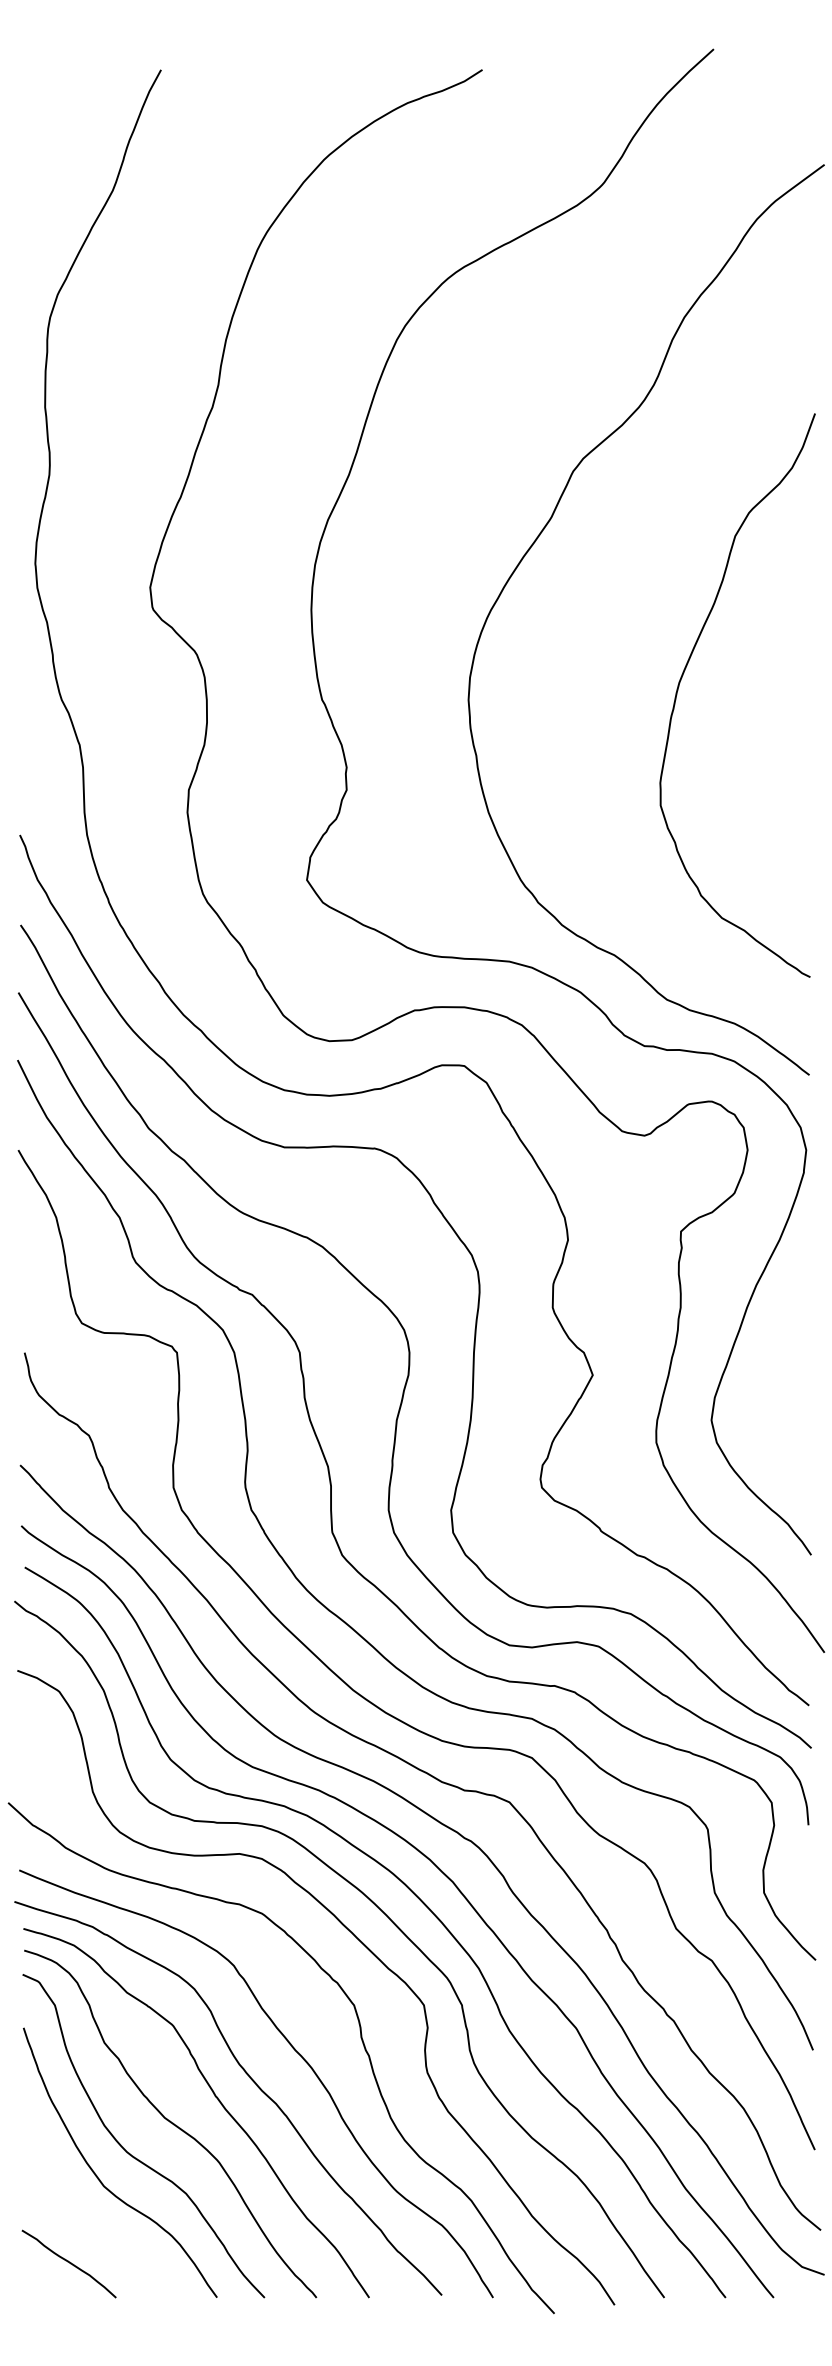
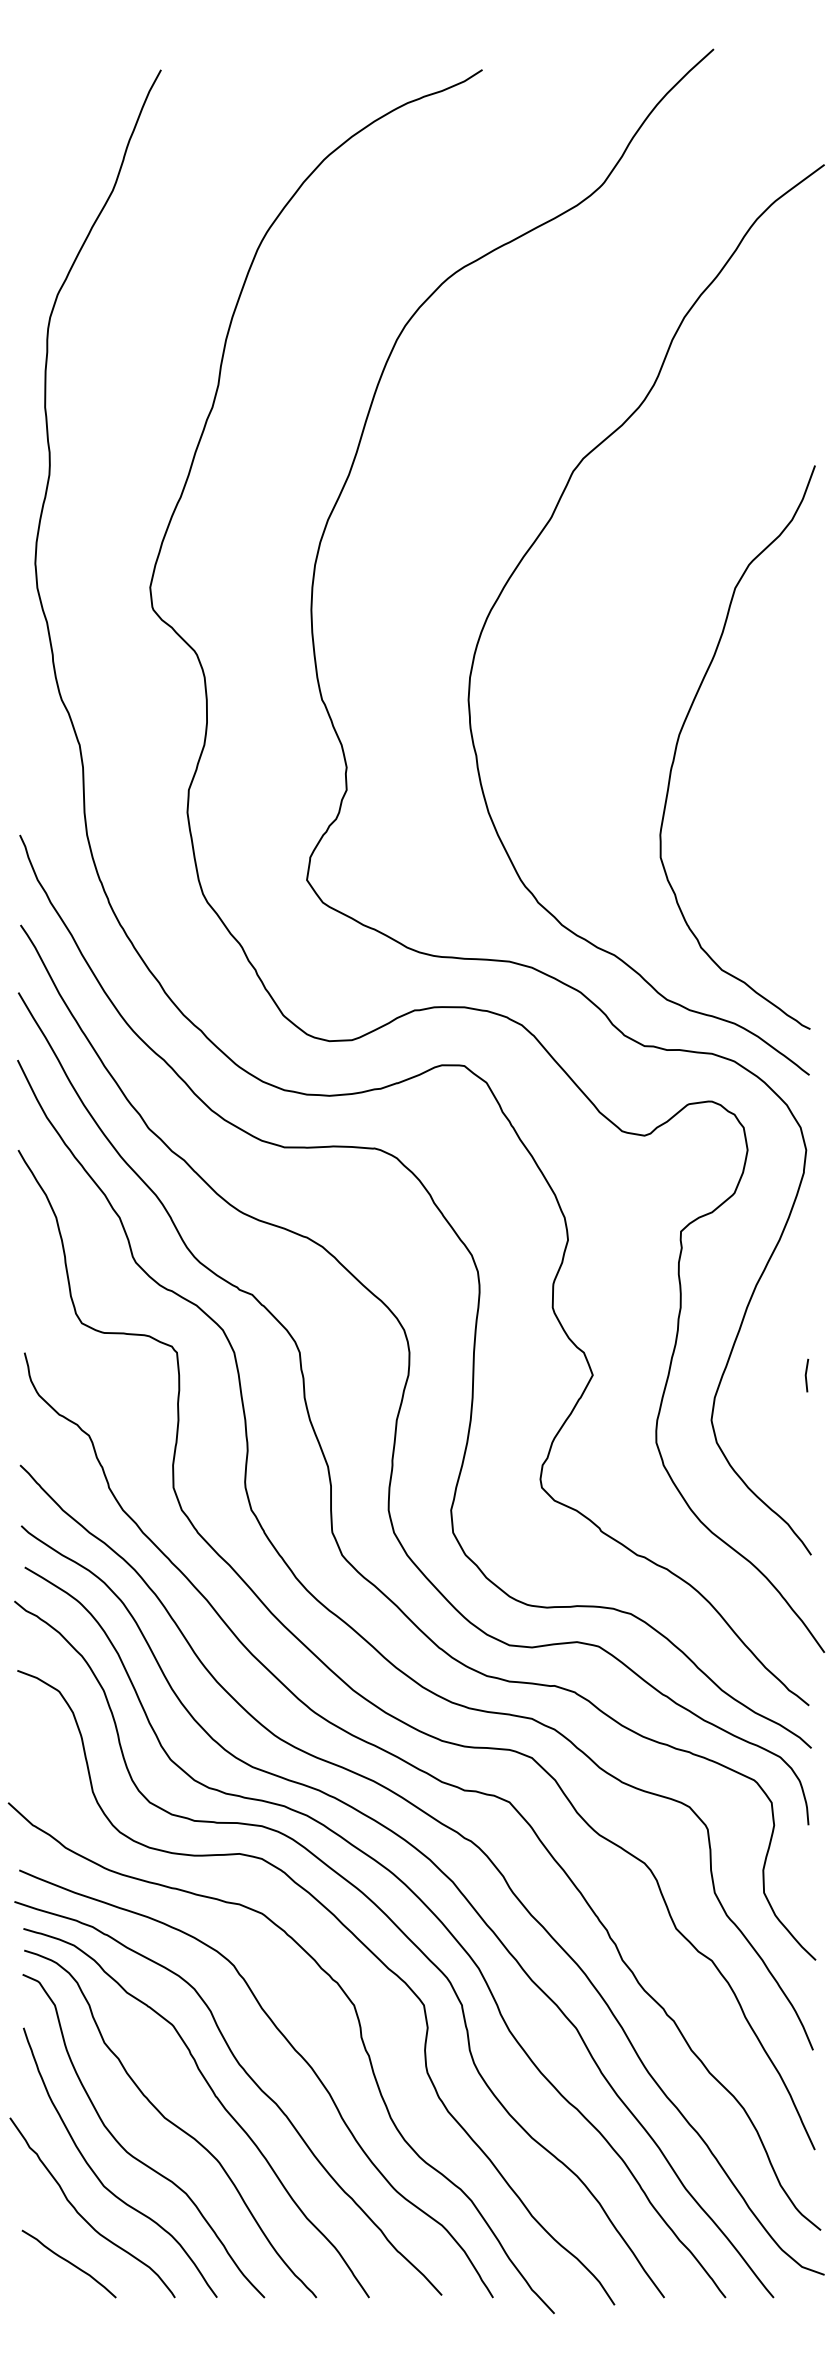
curve position: (684, 673) -> (684, 725) (684, 725)
line: none -> present (806, 1375)
curve: none -> present (82, 2216)
